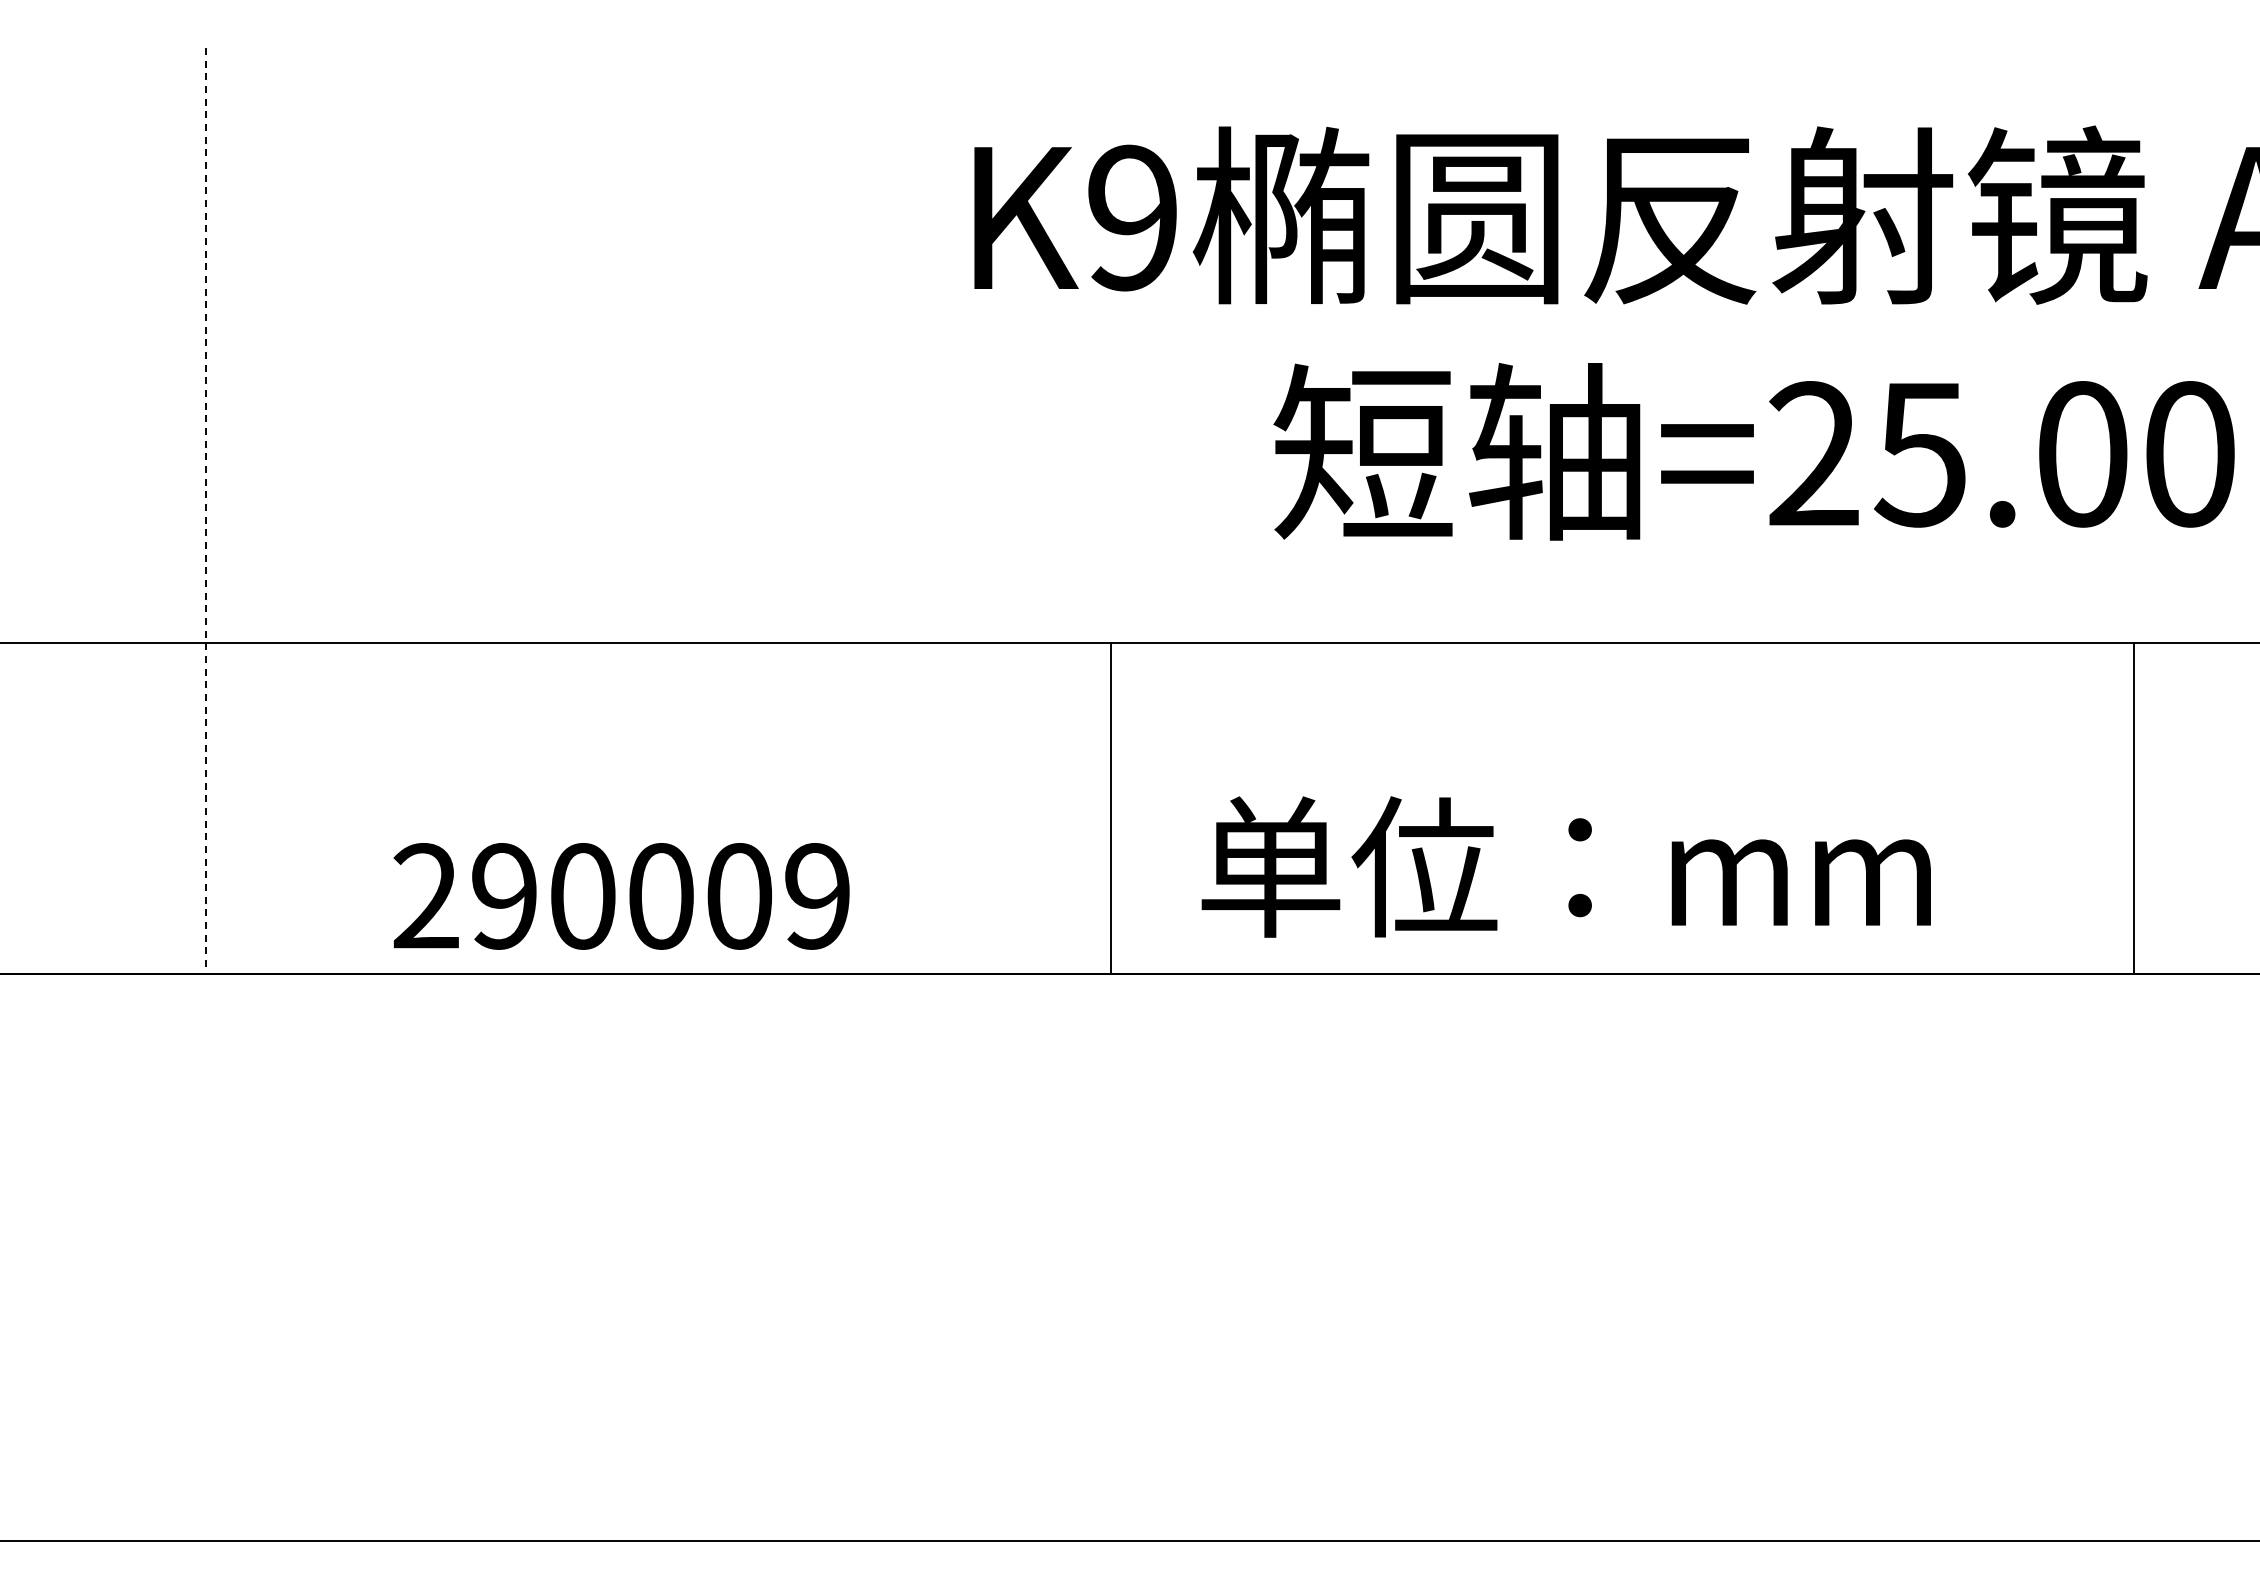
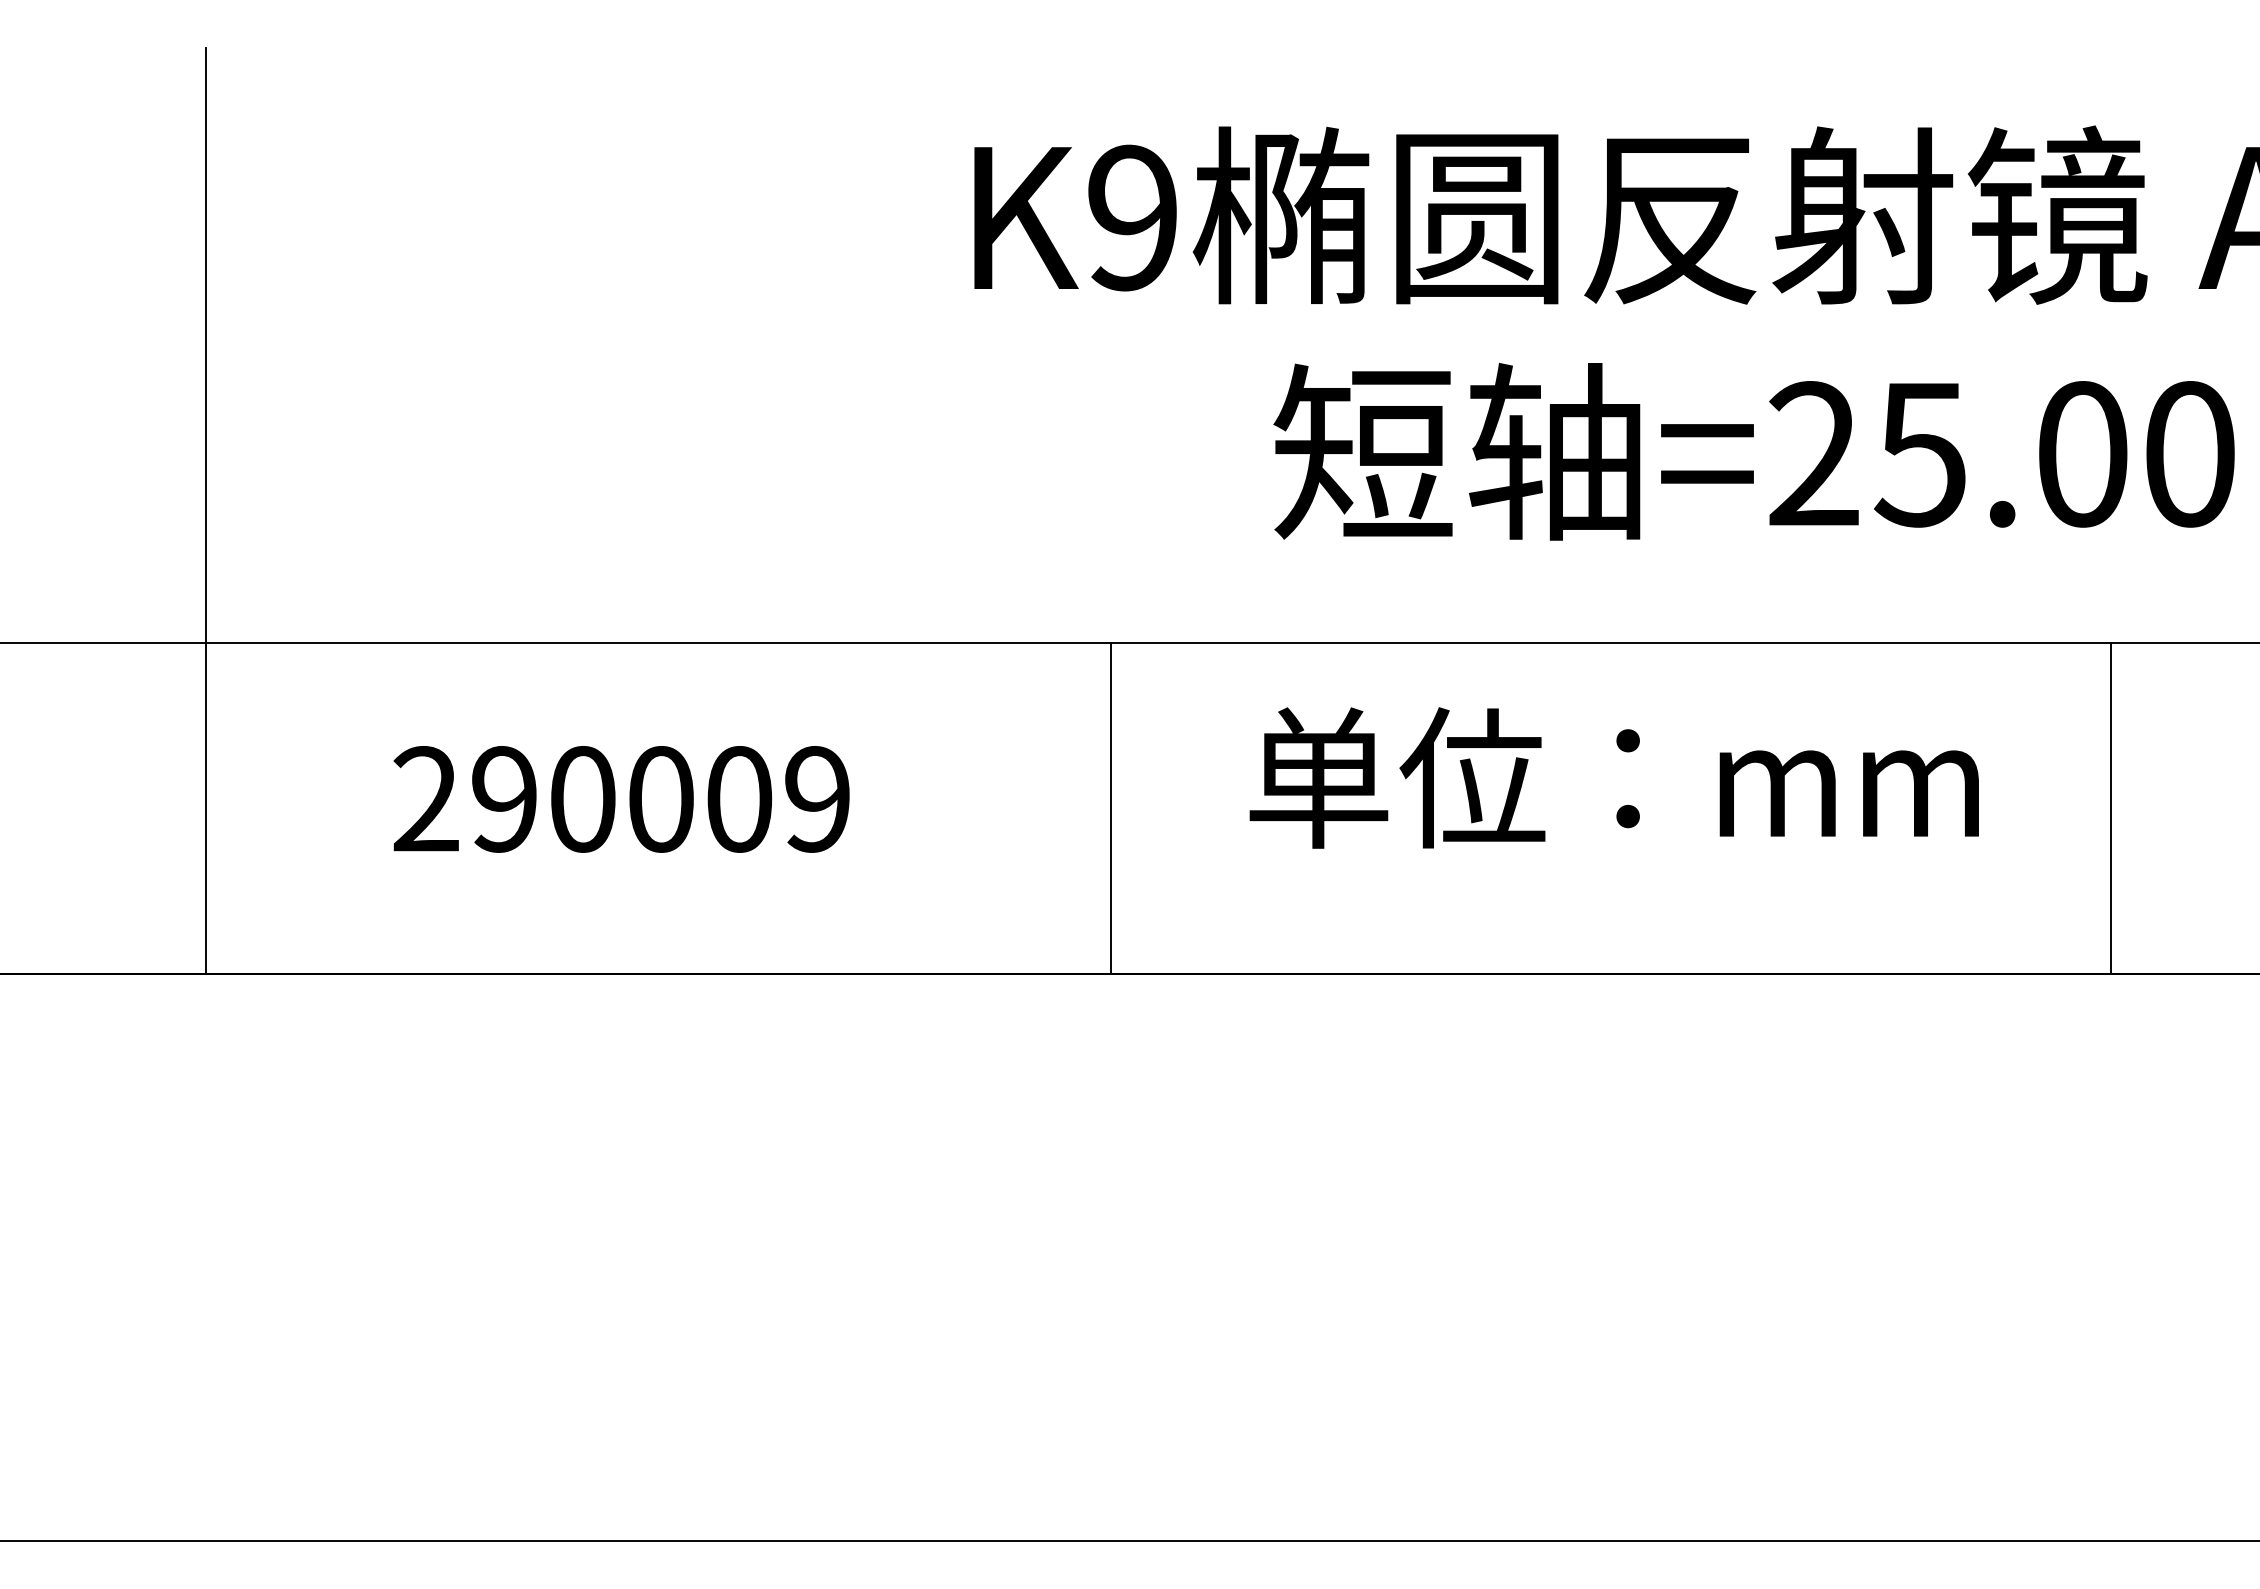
line: dashed -> solid (206, 511)
line position: (2133, 808) -> (2110, 808) (2110, 808)
text position: (1565, 866) -> (1613, 777) (1613, 777)
text position: (621, 896) -> (621, 799) (621, 799)
